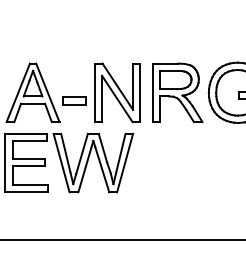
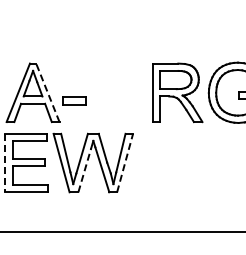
line: solid -> dashed (47, 92)
part: present -> none (117, 92)
line: solid -> dashed (125, 162)
line: solid -> dashed (5, 163)
line: solid -> dashed (84, 170)
line position: (122, 239) -> (122, 231) (122, 231)
